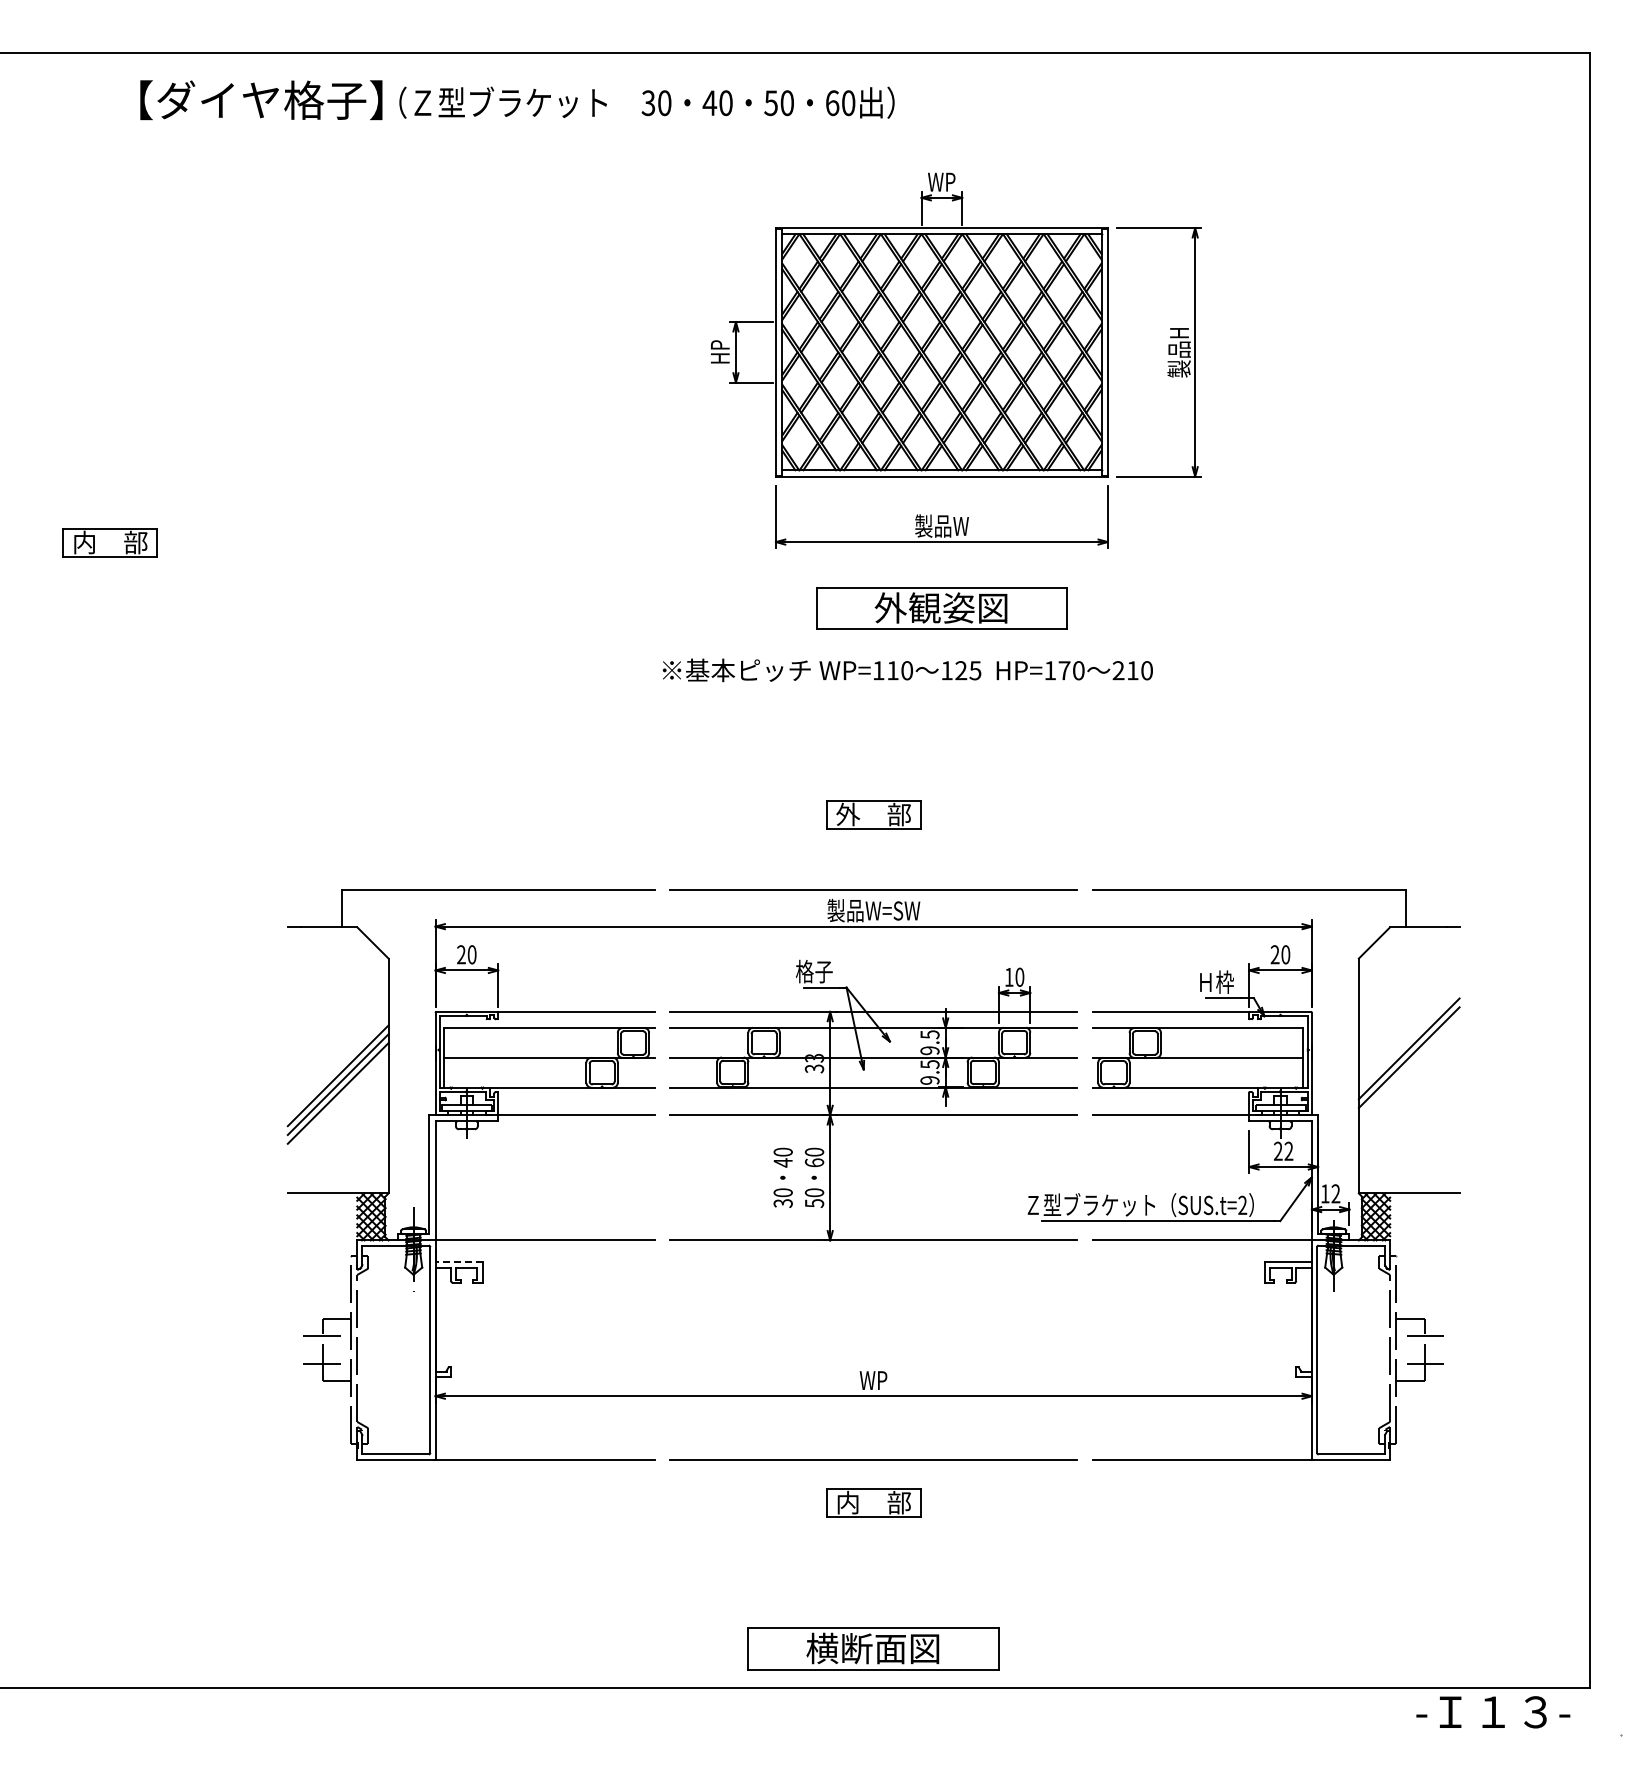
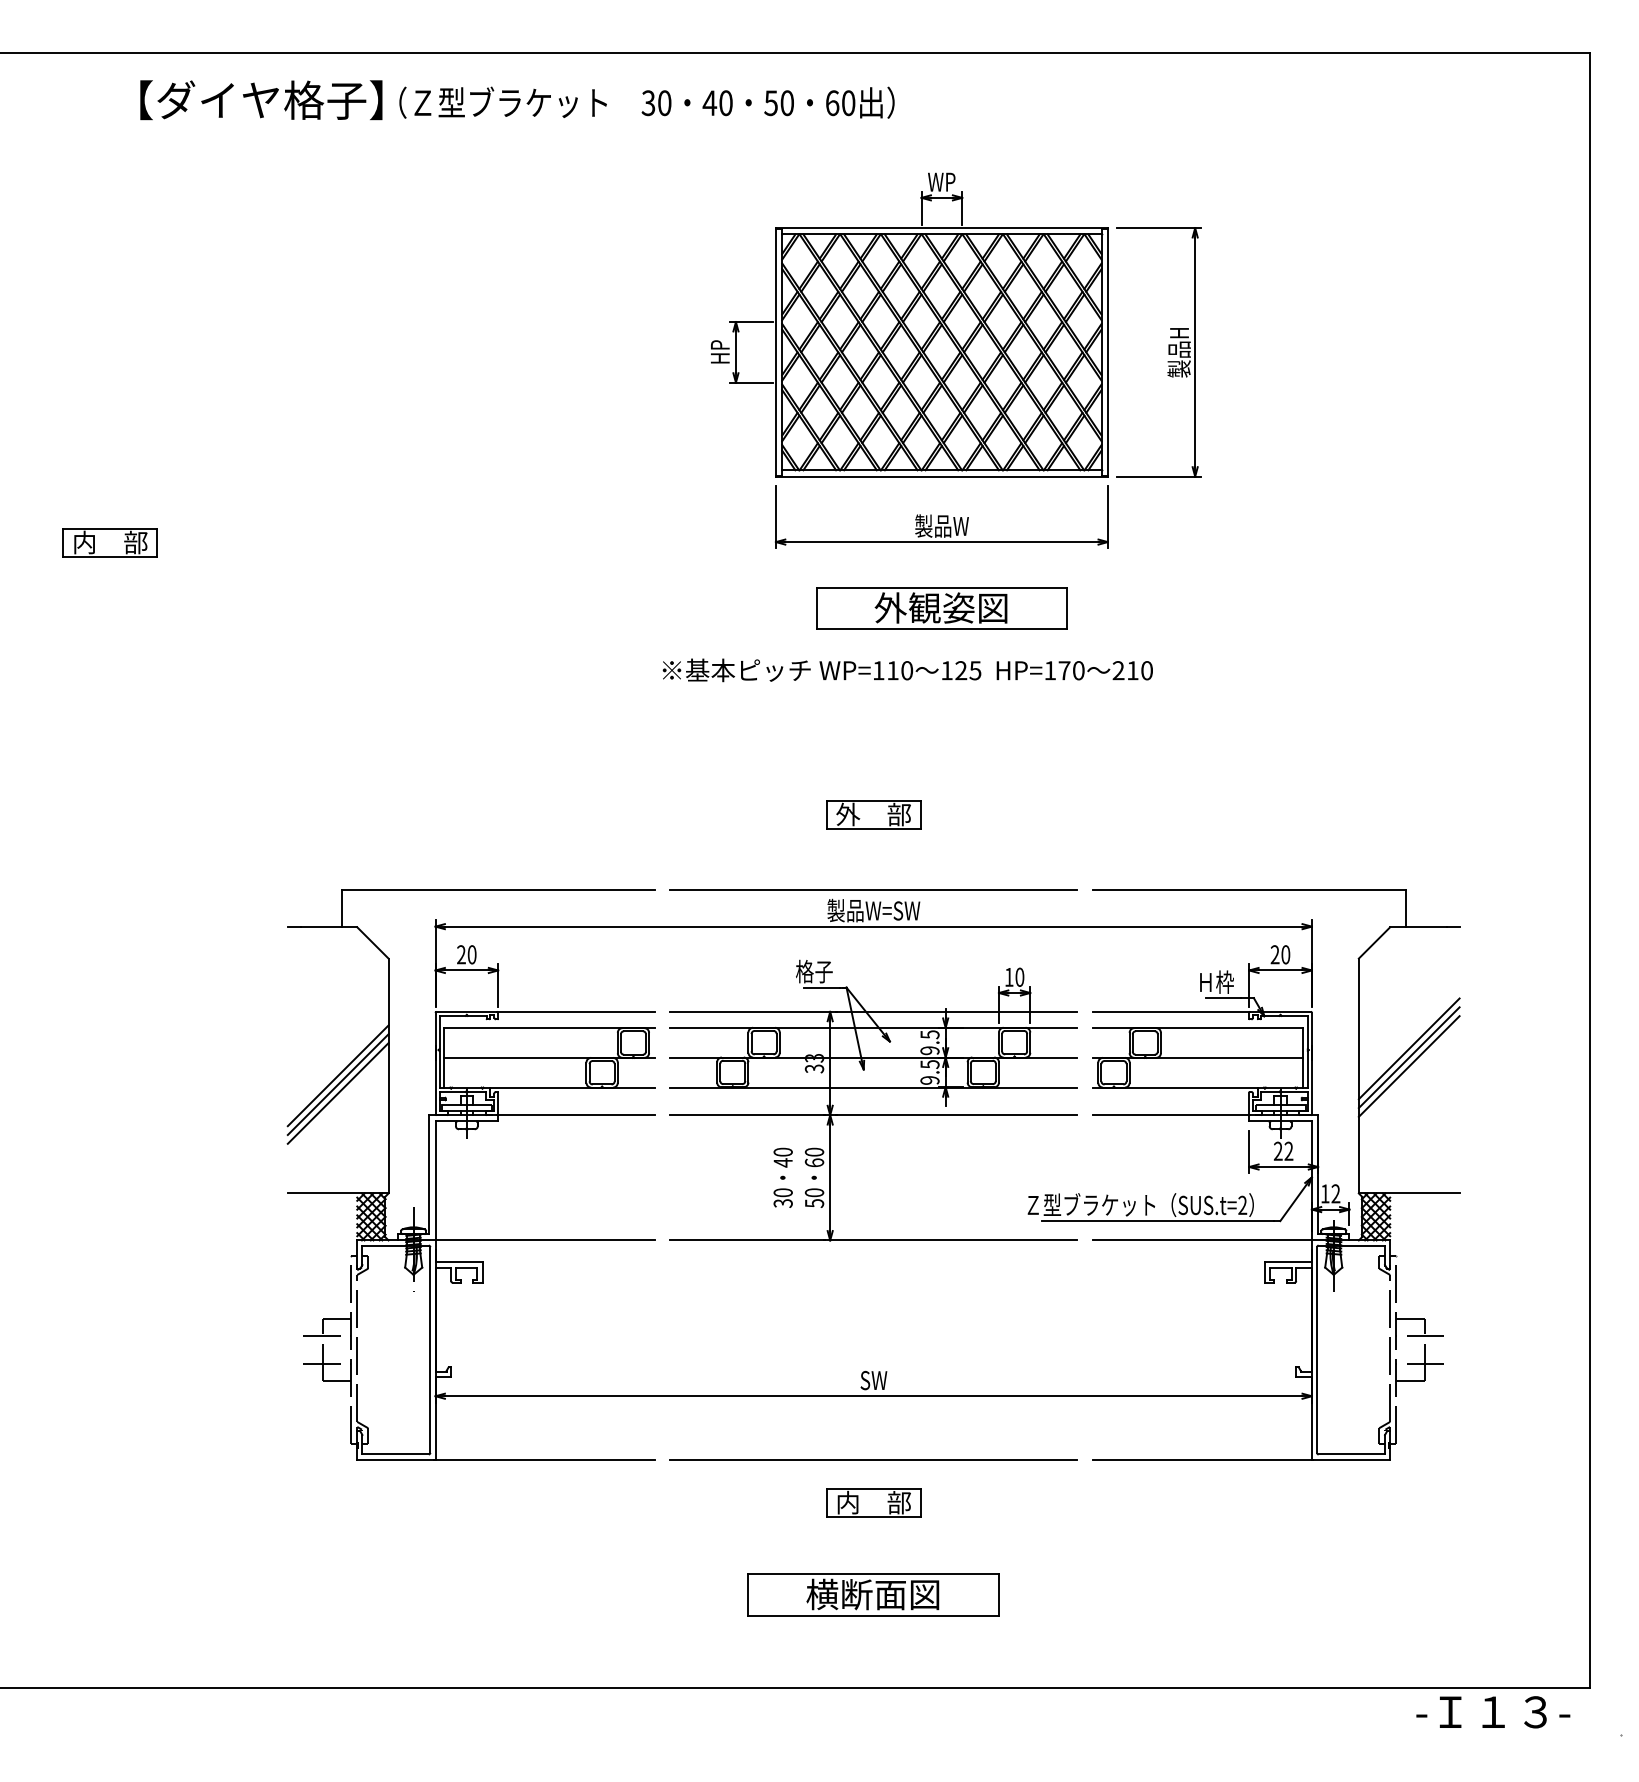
line: none -> present (1408, 1066)
line: dashed -> solid (458, 1262)
text: WP -> SW (873, 1380)
part position: (873, 1648) -> (873, 1594) (873, 1594)
